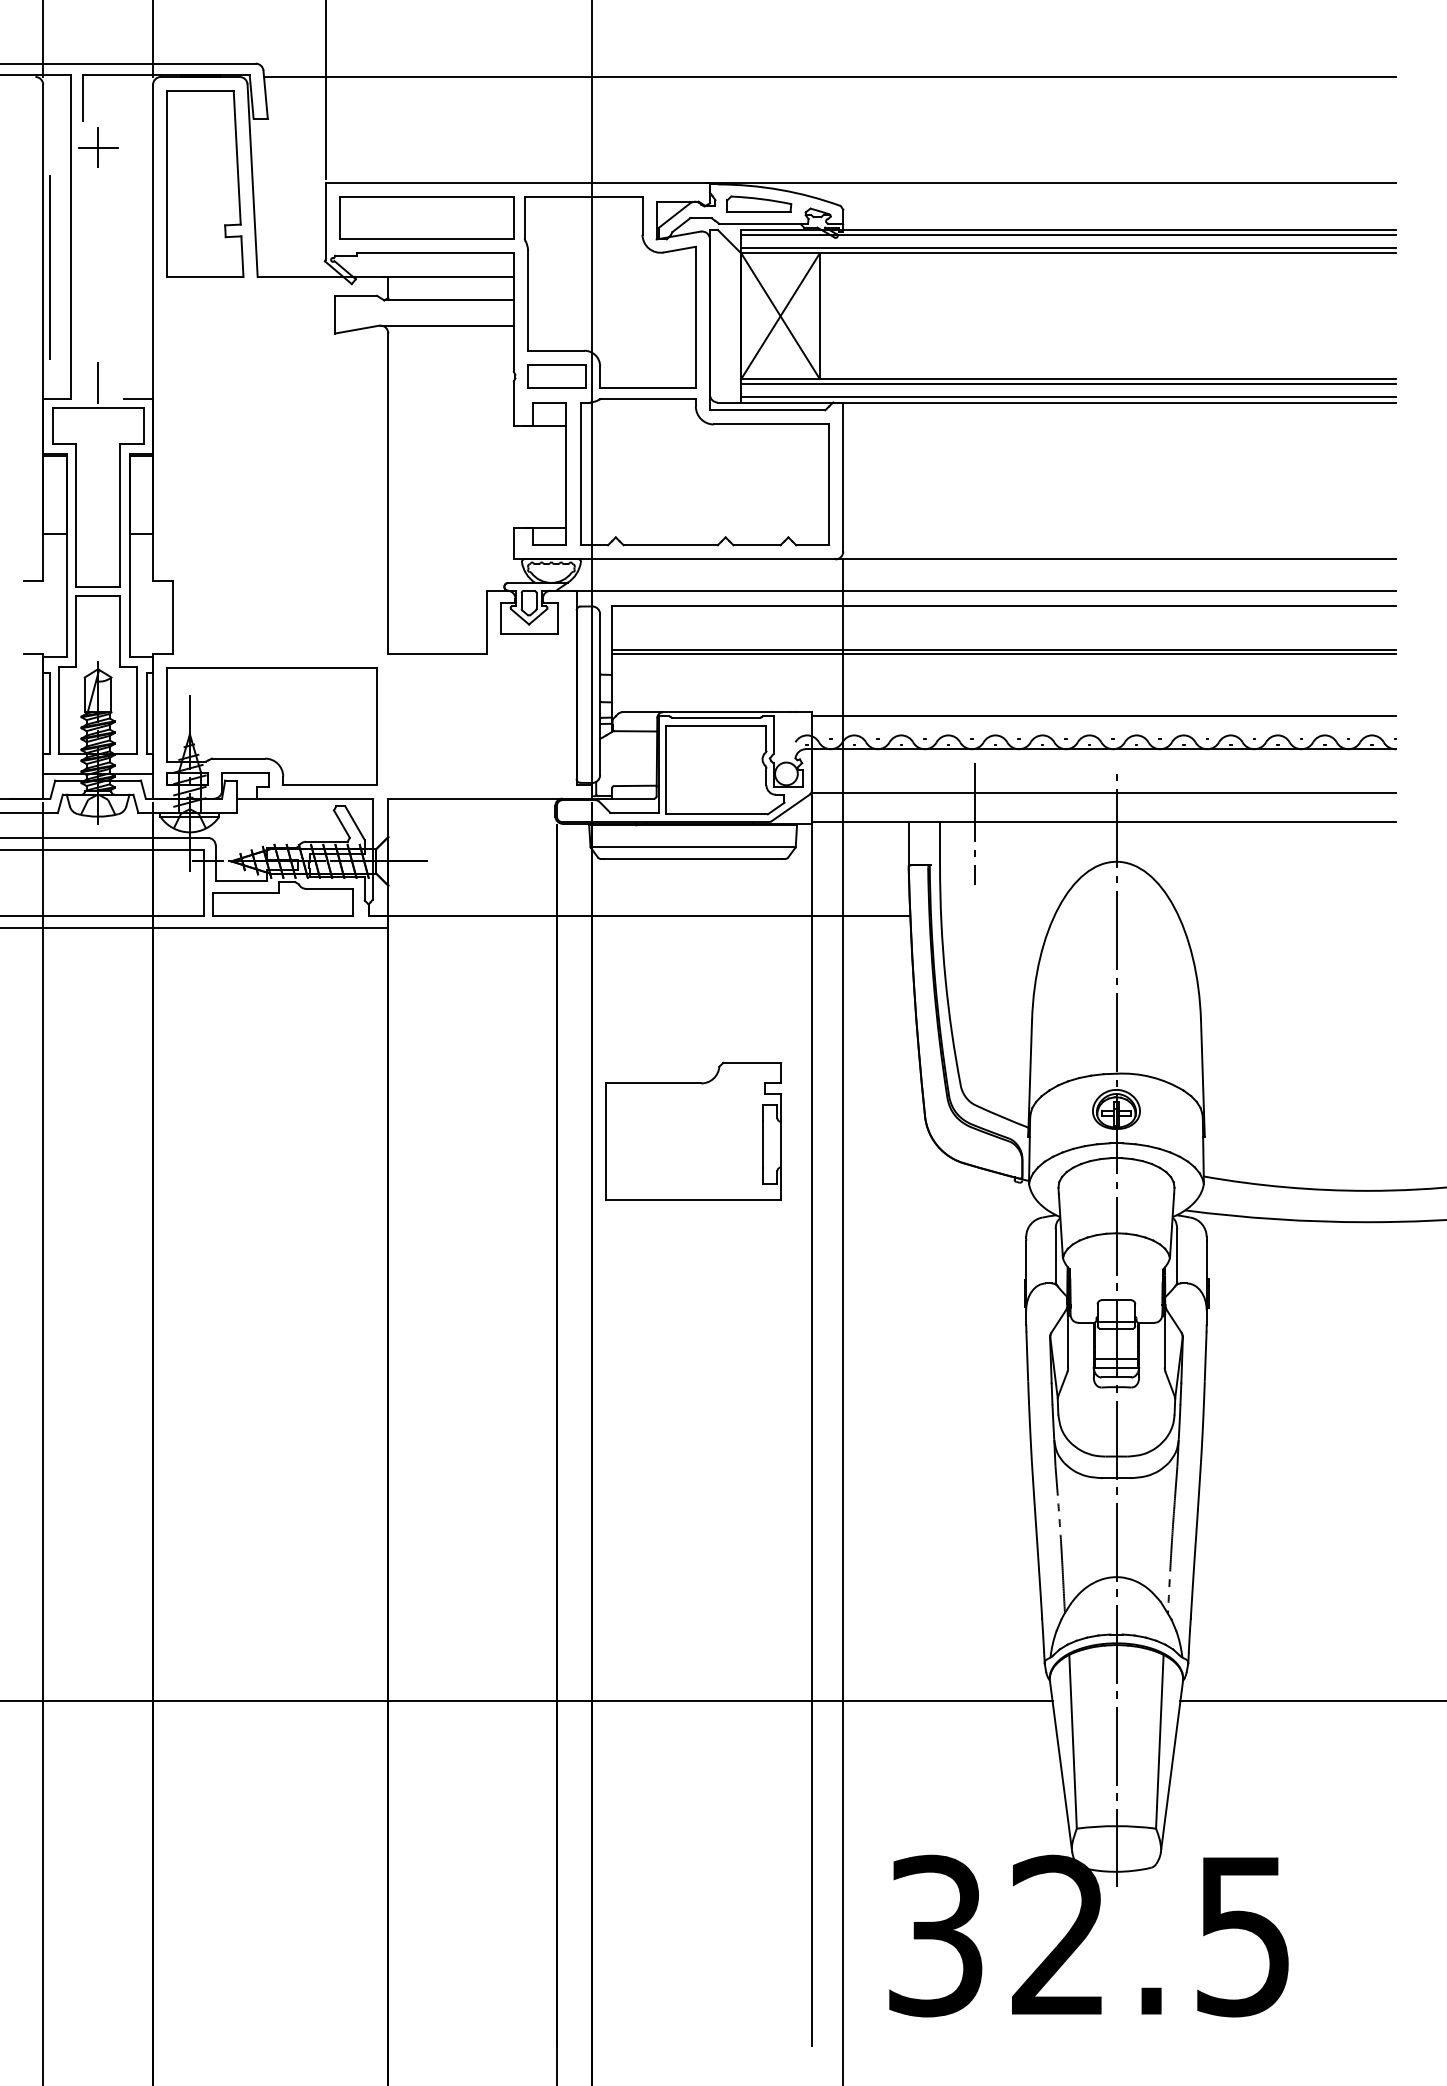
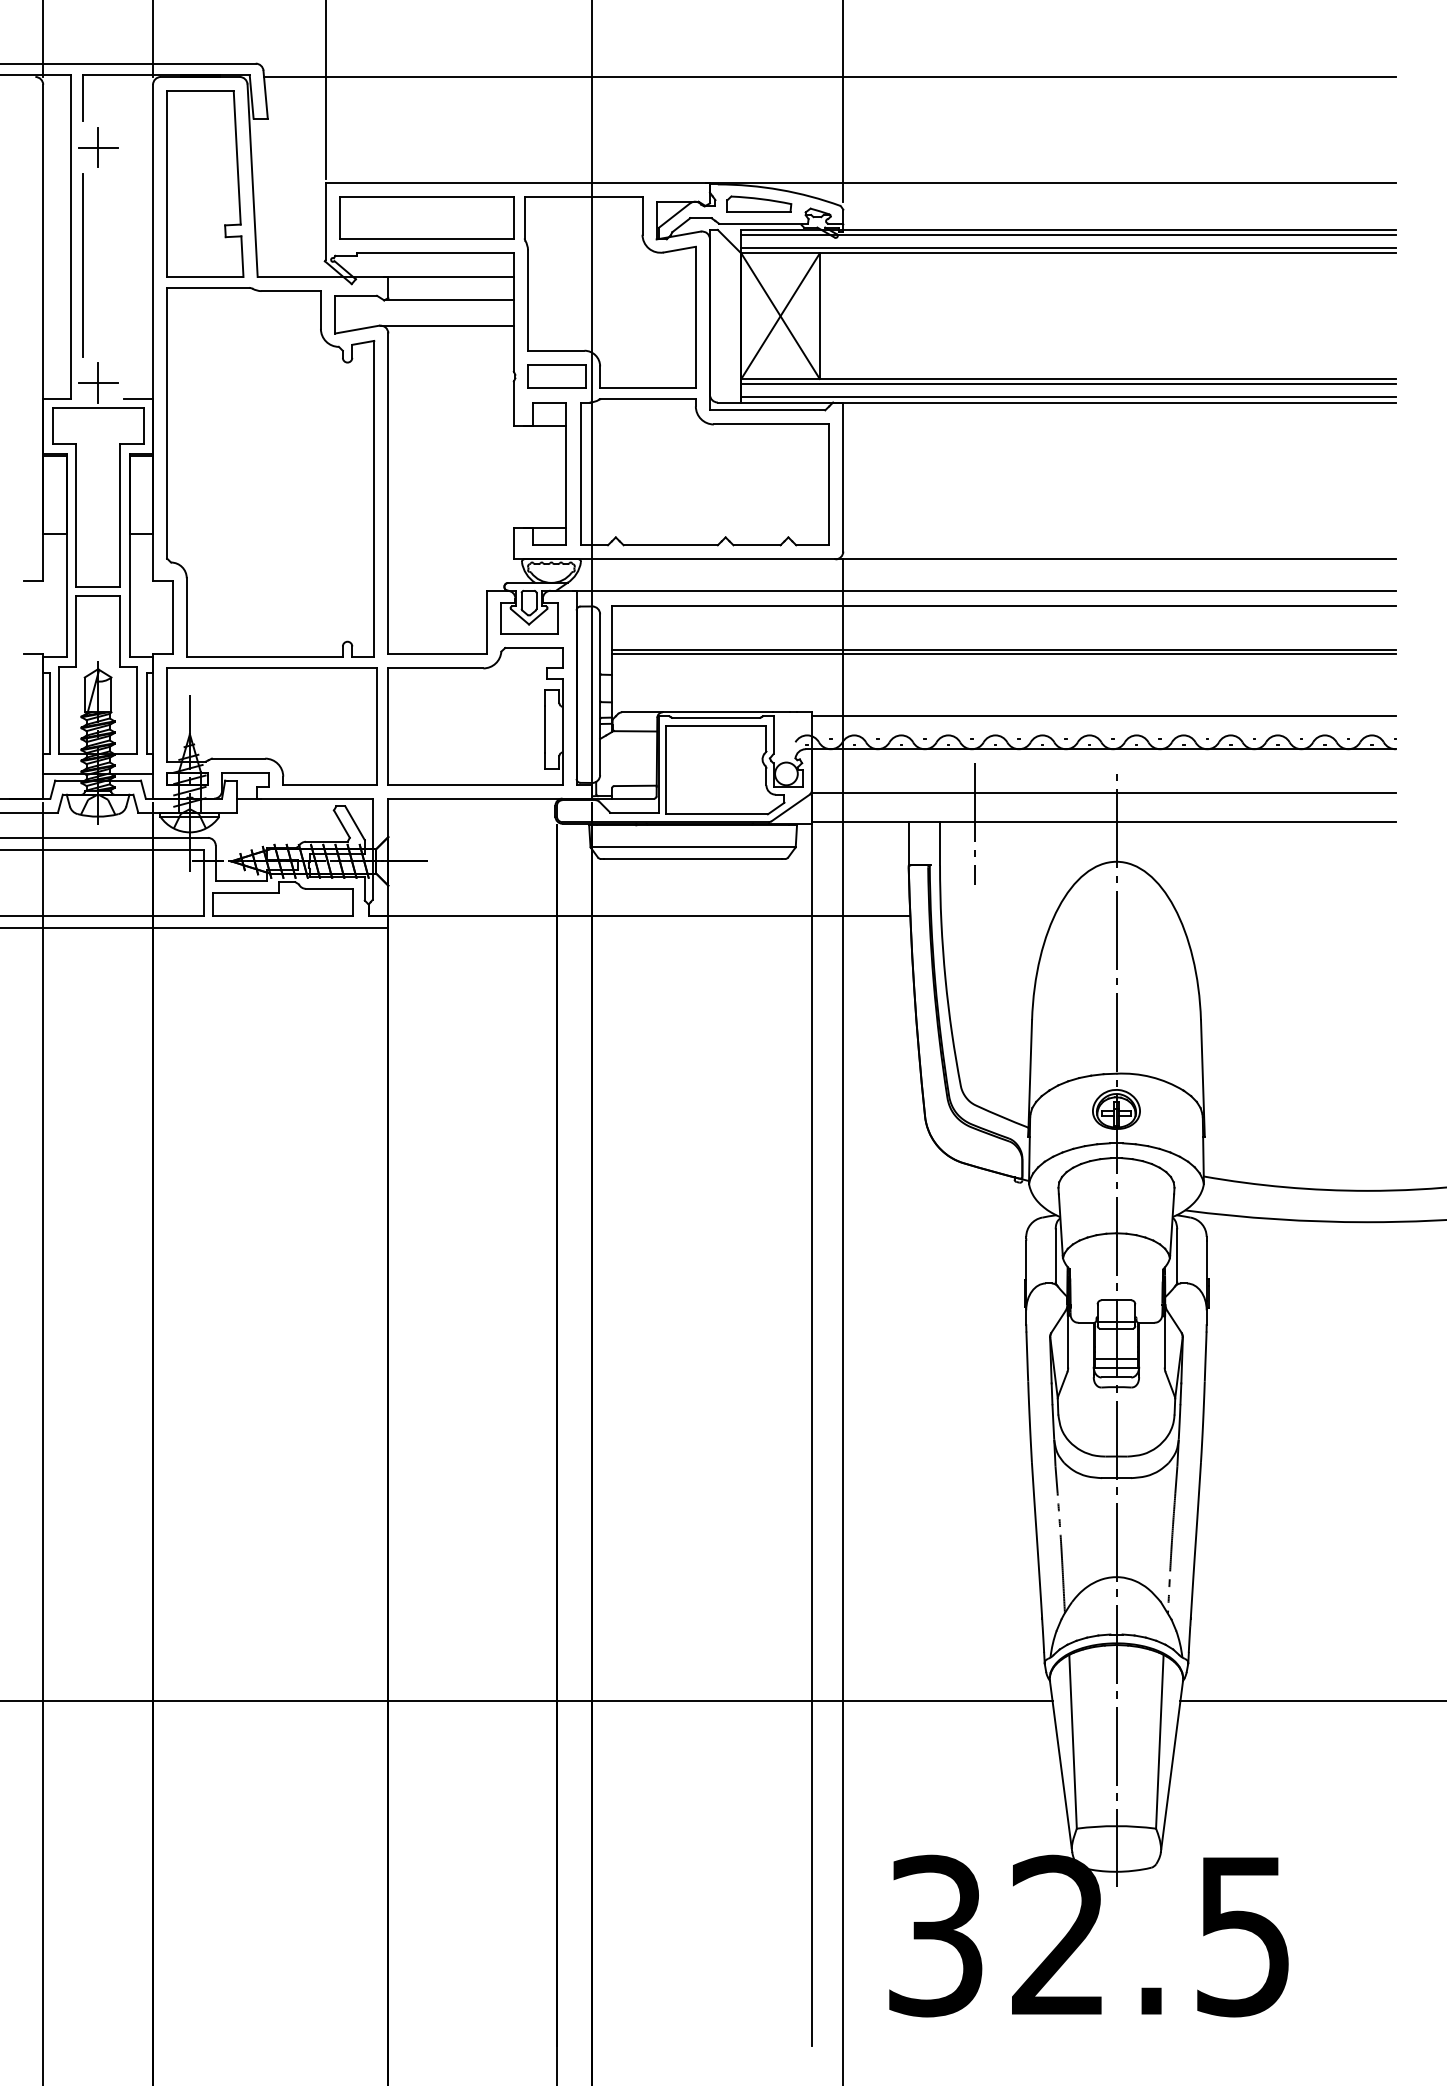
line: none -> present (843, 101)
line position: (49, 267) -> (82, 265) (82, 265)
line: none -> present (97, 382)
part: none -> present (270, 472)
part position: (693, 1131) -> (475, 716) (475, 716)
